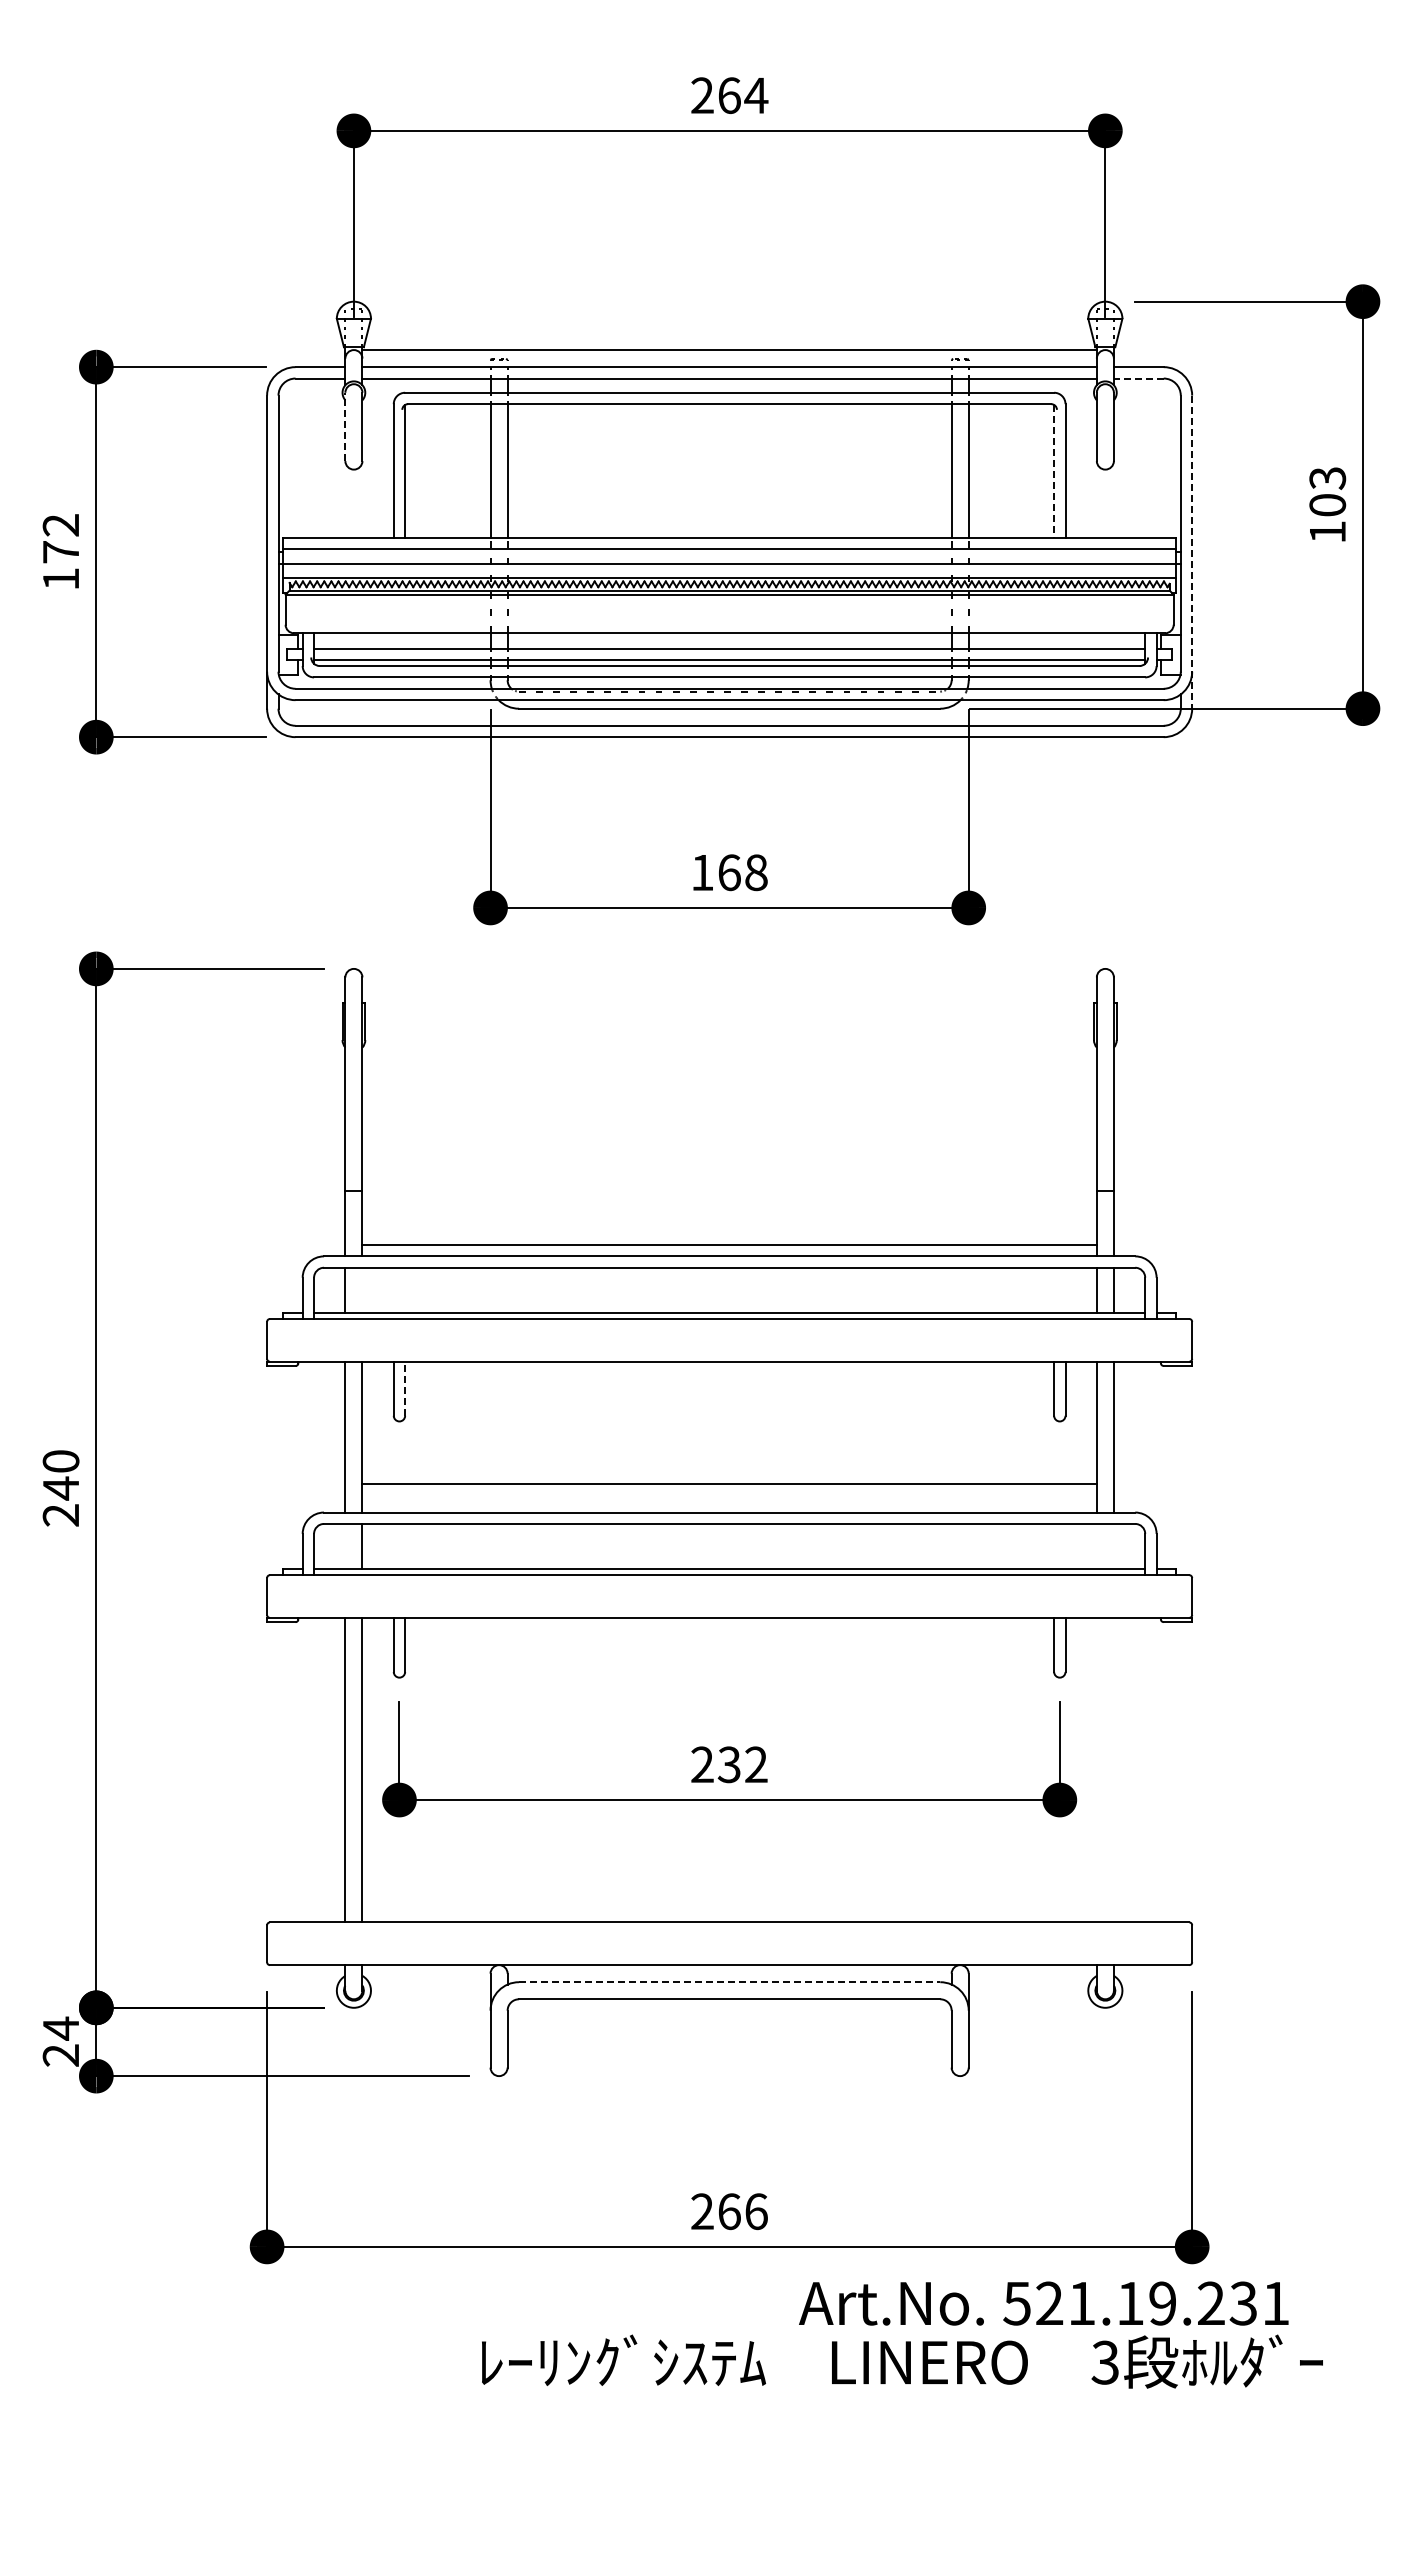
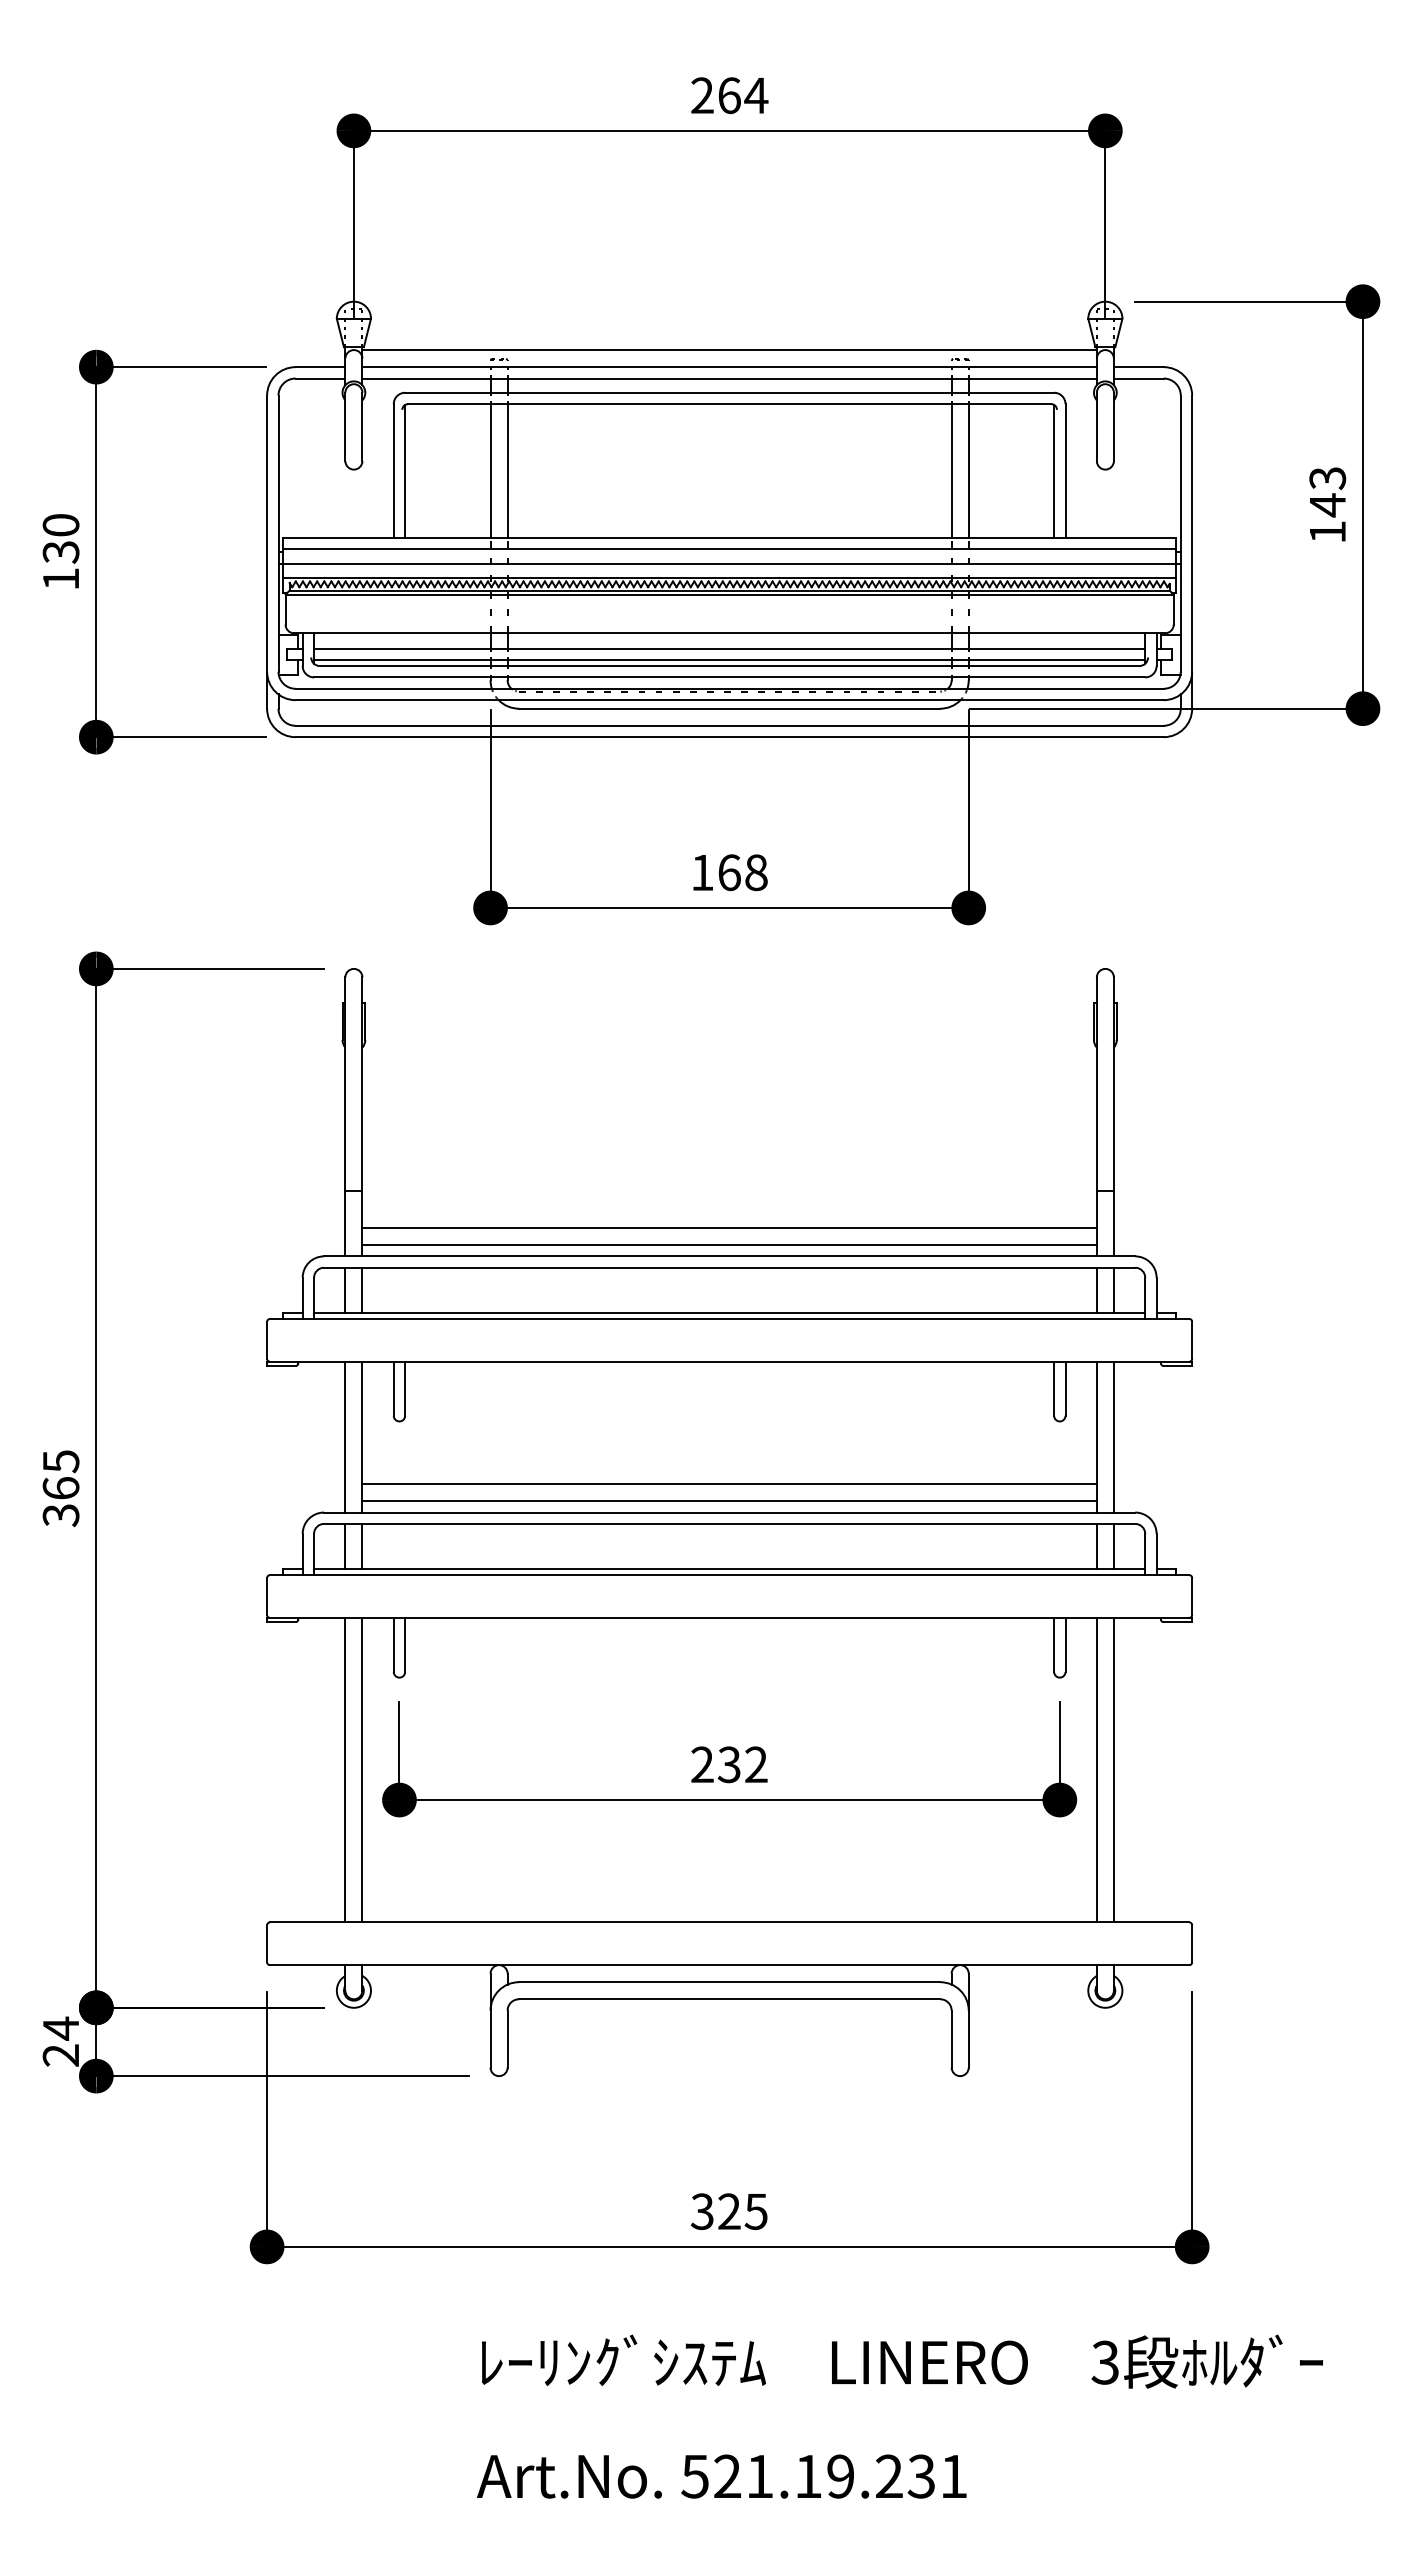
line: dashed -> solid (1138, 378)
line: dashed -> solid (345, 426)
line: dashed -> solid (1054, 471)
text: 103 -> 143 (1327, 505)
text: 172 -> 130 (60, 538)
line: dashed -> solid (1192, 552)
line: none -> present (729, 1227)
line: none -> present (362, 1290)
line: dashed -> solid (405, 1388)
text: 240 -> 365 (60, 1488)
line: none -> present (729, 1501)
line: none -> present (345, 1546)
line: none -> present (1096, 1546)
line: none -> present (1113, 1546)
line: none -> present (1096, 1769)
line: none -> present (1113, 1769)
line: dashed -> solid (729, 1982)
text: 266 -> 325 (728, 2211)
text position: (1043, 2303) -> (721, 2476) (721, 2476)
